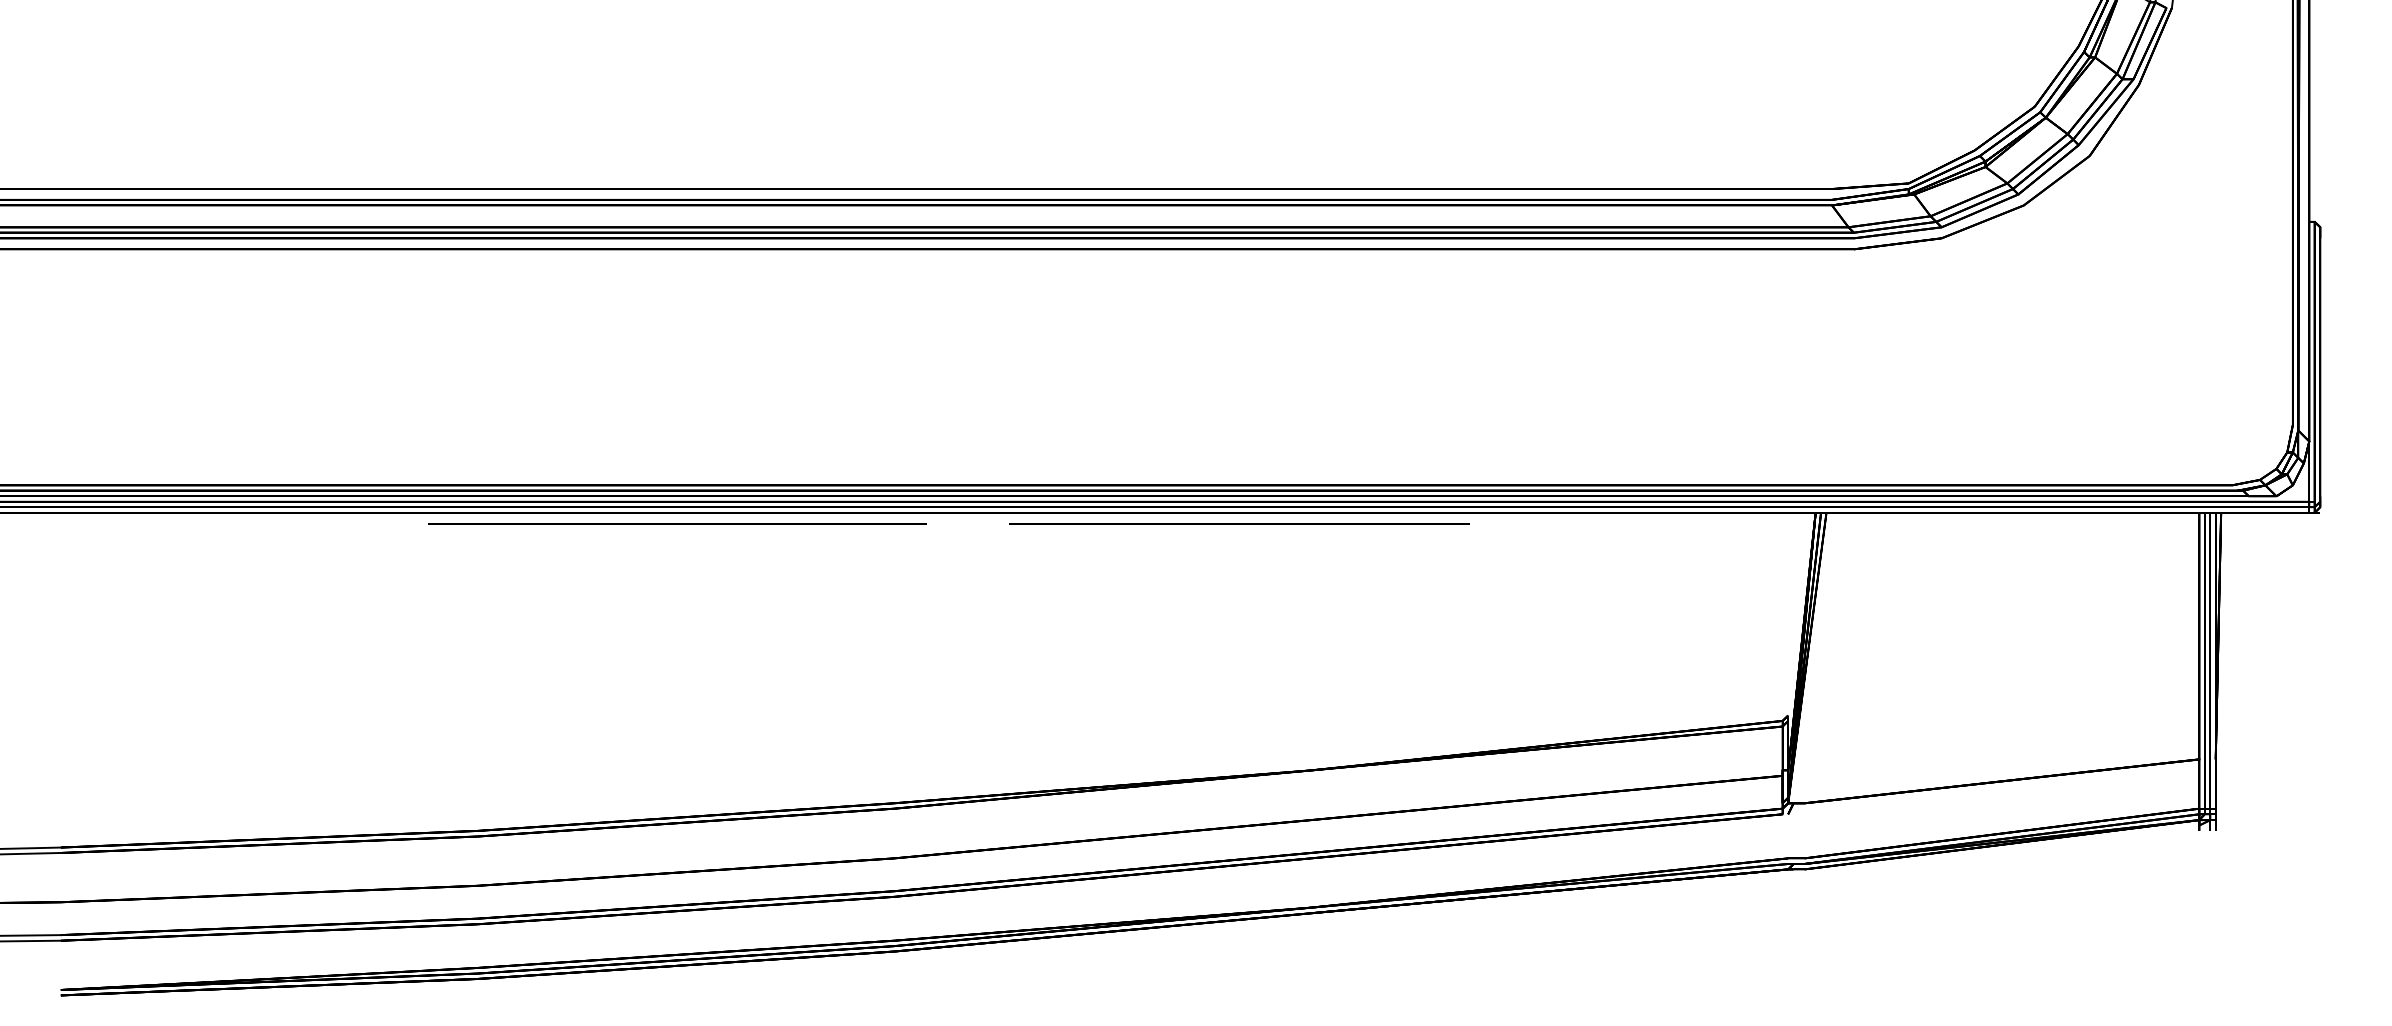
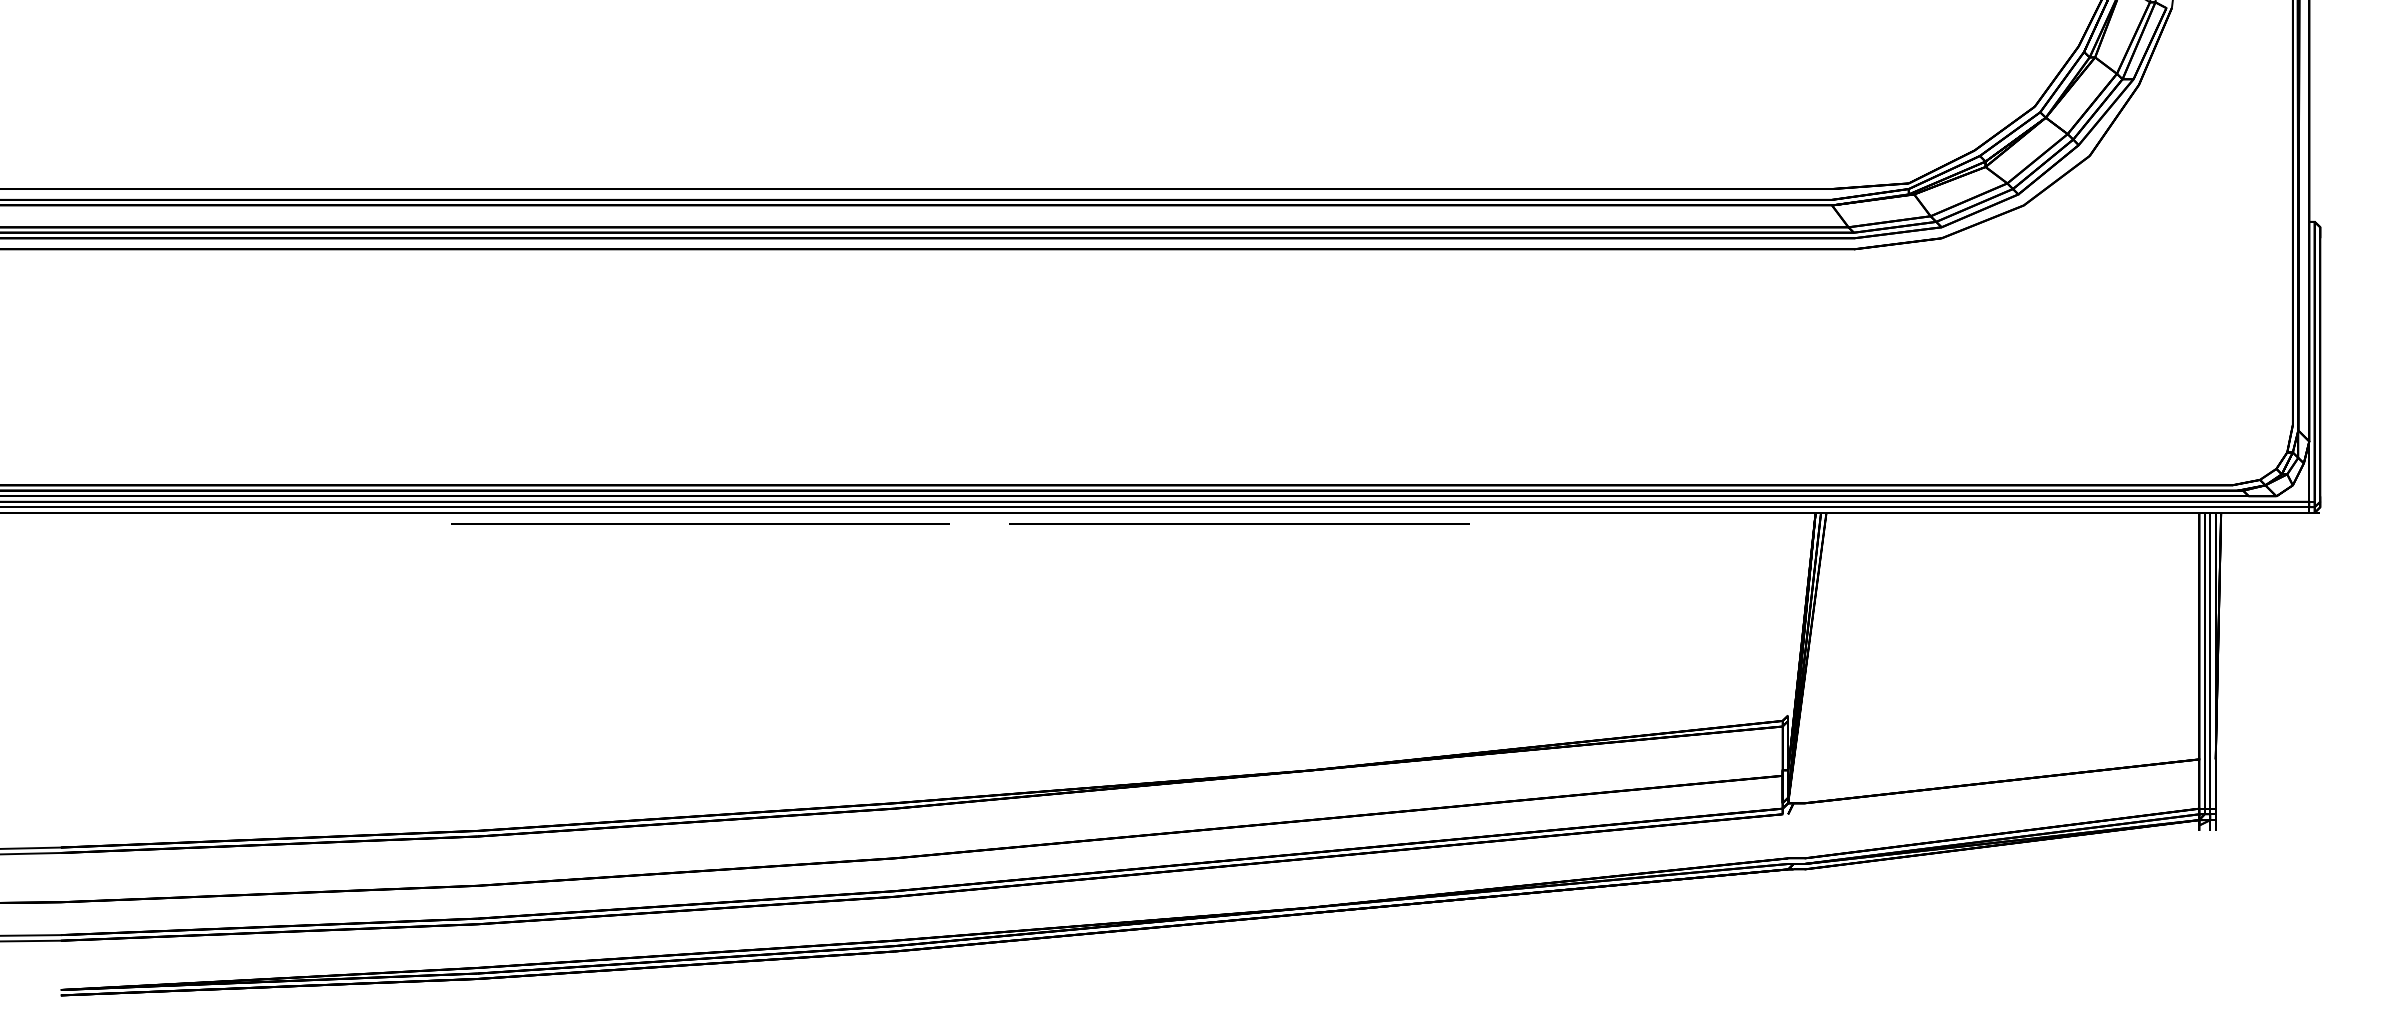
line position: (677, 523) -> (700, 523) (700, 523)
